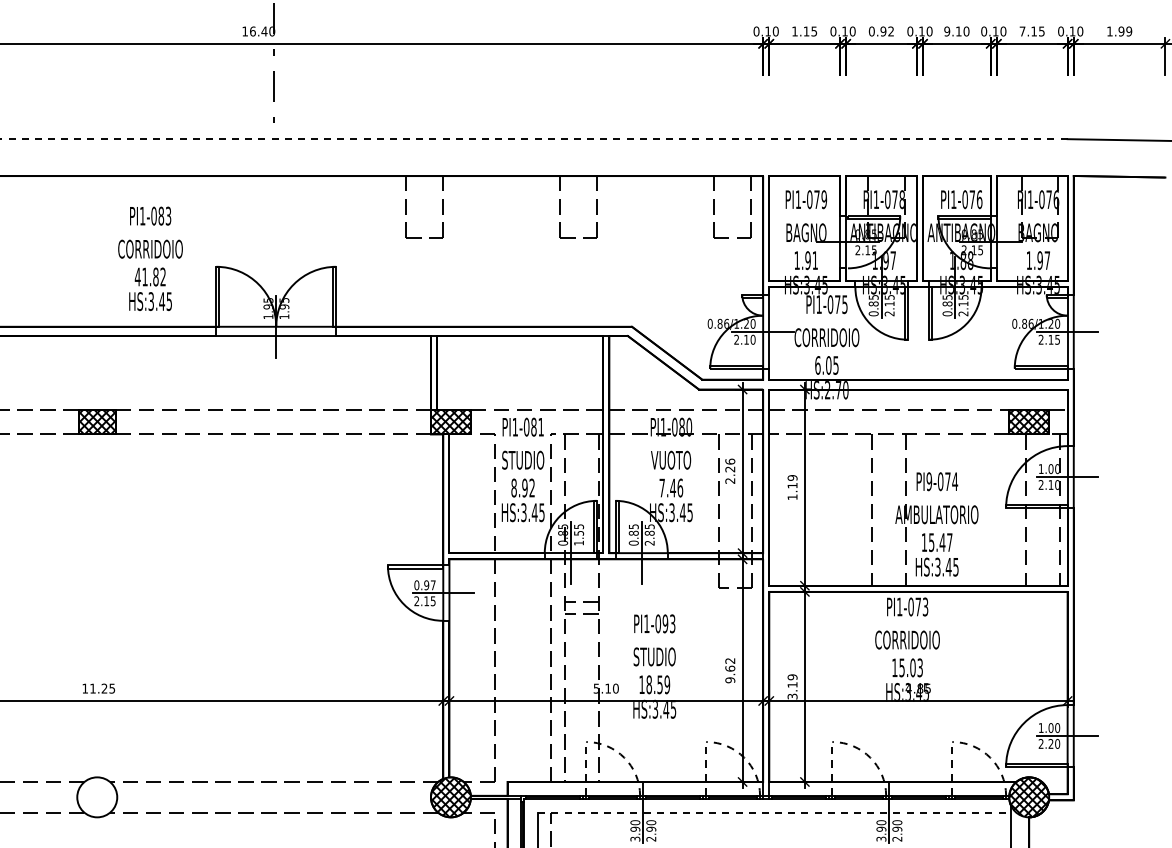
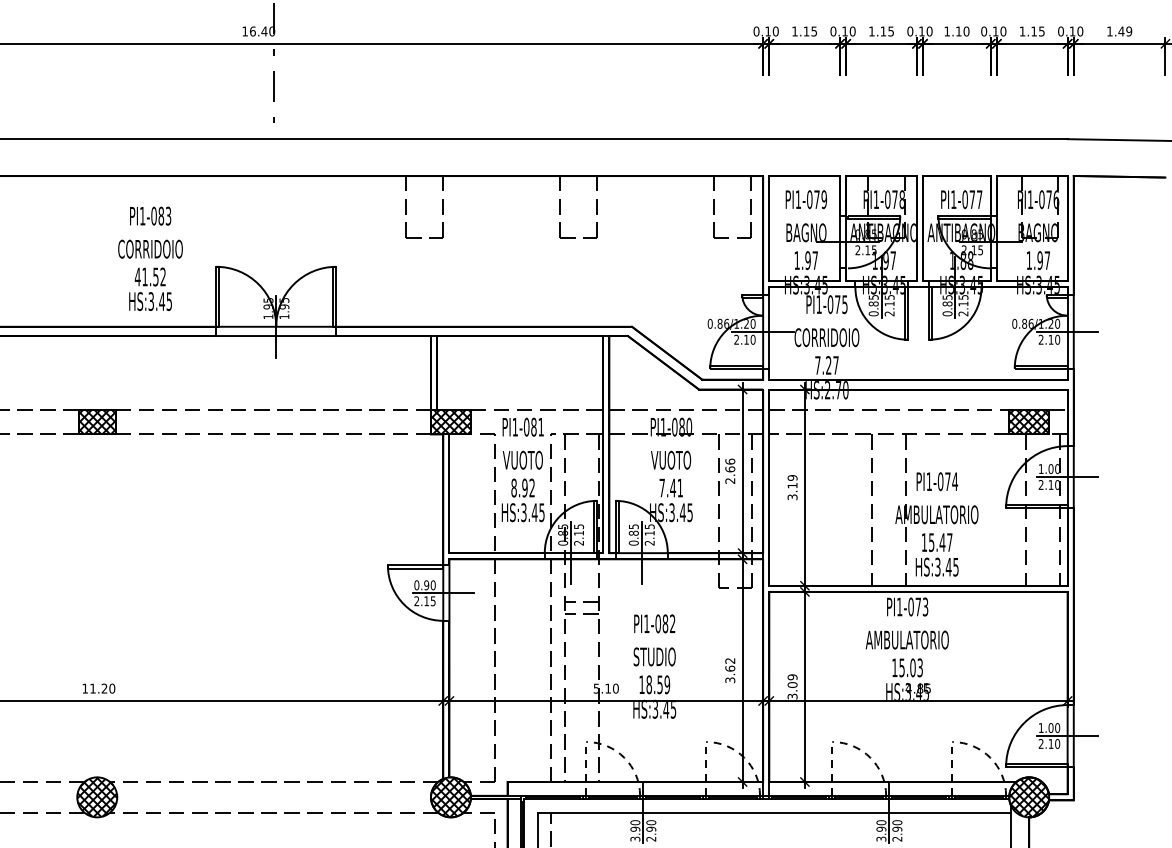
text: 0.92 -> 1.15 (880, 31)
text: 9.10 -> 1.10 (947, 31)
text: 7.15 -> 1.15 (1022, 31)
text: 1.99 -> 1.49 (1121, 31)
line: dashed -> solid (533, 139)
text: PI1-076 -> PI1-077 (979, 199)
text: 1.91 -> 1.97 (814, 260)
text: 41.82 -> 41.52 (155, 276)
text: 2.15 -> 2.10 (1057, 339)
text: 6.05 -> 7.27 (826, 365)
text: STUDIO -> VUOTO (523, 459)
text: 2.26 -> 2.66 (730, 469)
text: PI9-074 -> PI1-074 (929, 481)
text: 7.46 -> 7.41 (680, 487)
text: 1.19 -> 3.19 (792, 497)
text: 2.85 -> 2.15 (649, 532)
text: 1.55 -> 2.15 (579, 538)
text: 0.97 -> 0.90 (432, 585)
text: PI1-093 -> PI1-082 (668, 623)
text: CORRIDOIO -> AMBULATORIO (906, 639)
text: 9.62 -> 3.62 (730, 680)
text: 3.19 -> 3.09 (792, 684)
text: 11.25 -> 11.20 (112, 688)
text: 2.20 -> 2.10 (1050, 743)
hatch: none -> present (97, 797)
line: dashed -> solid (775, 812)
